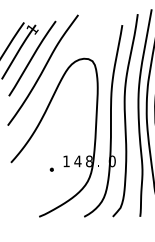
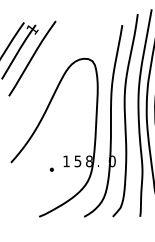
curve: present -> none (42, 69)
text: 4 -> 5 (77, 161)
